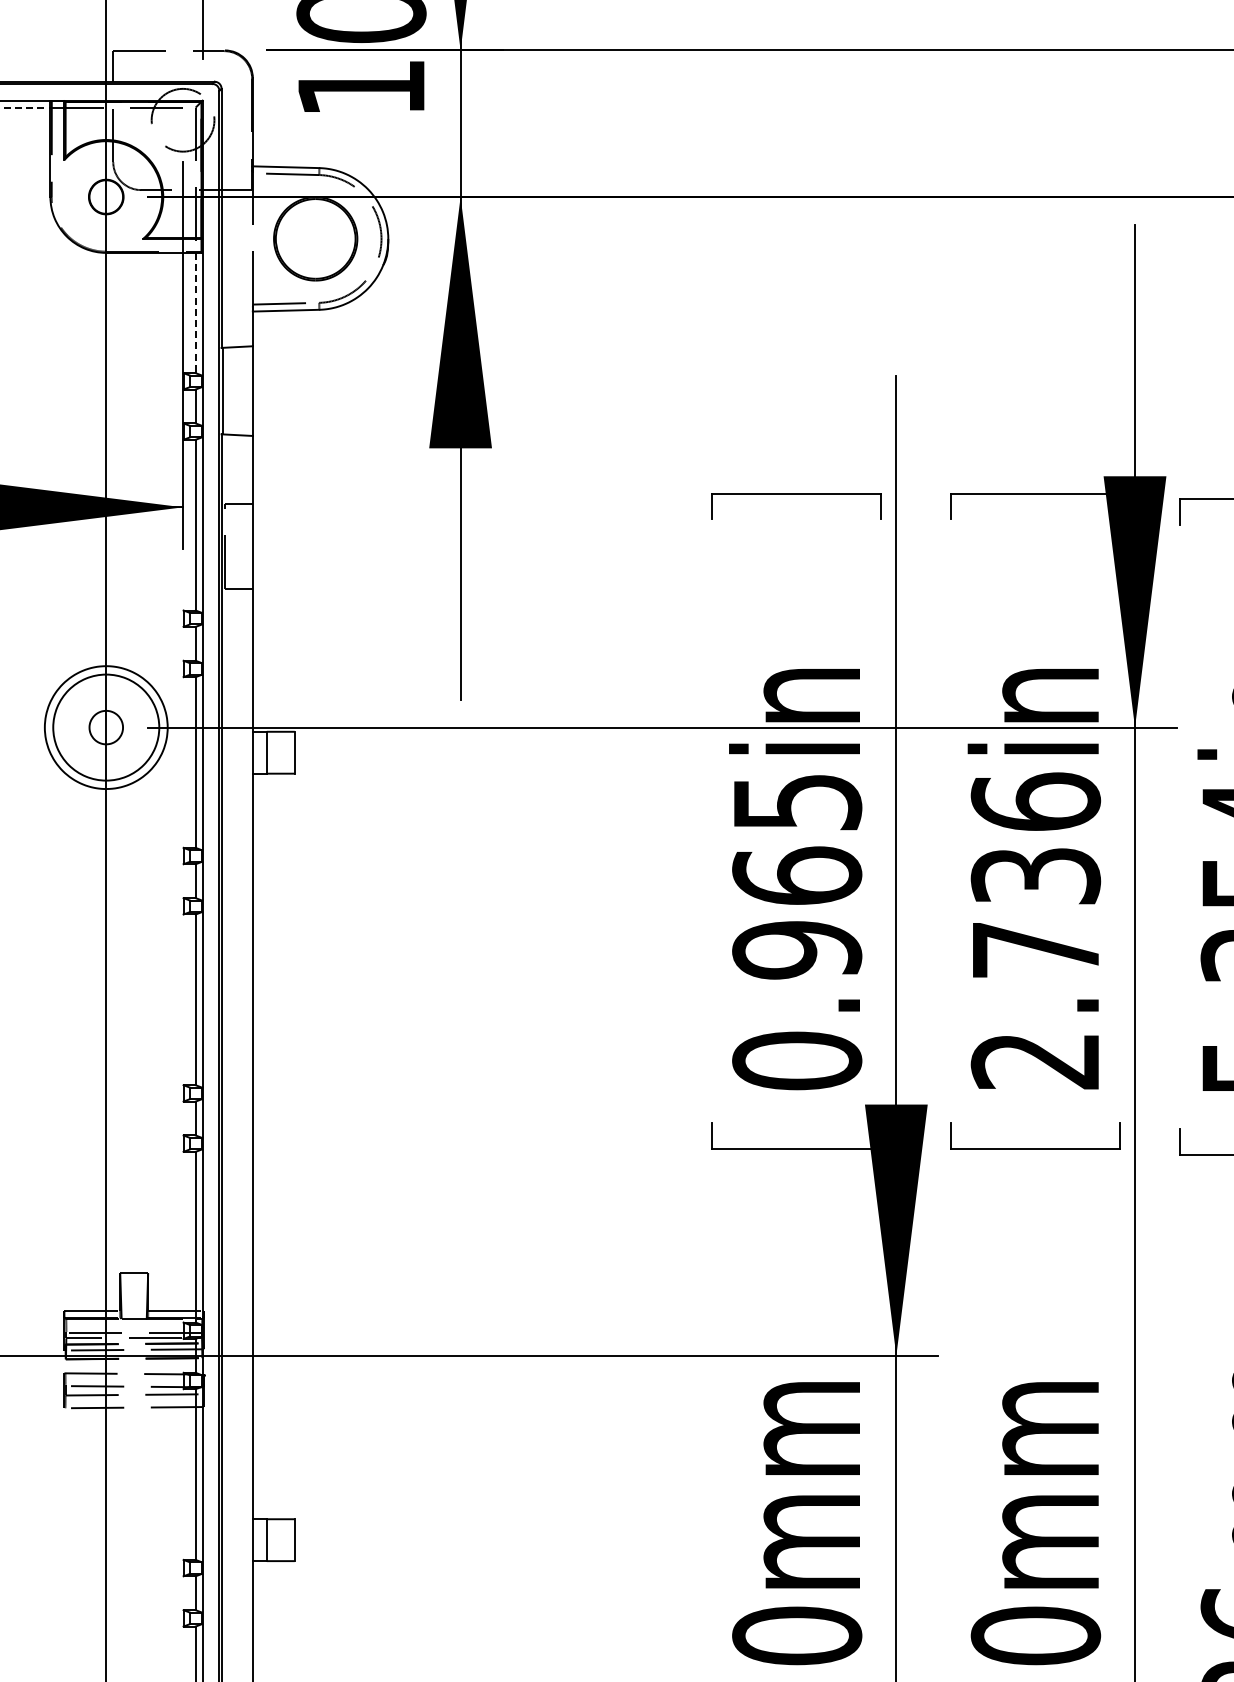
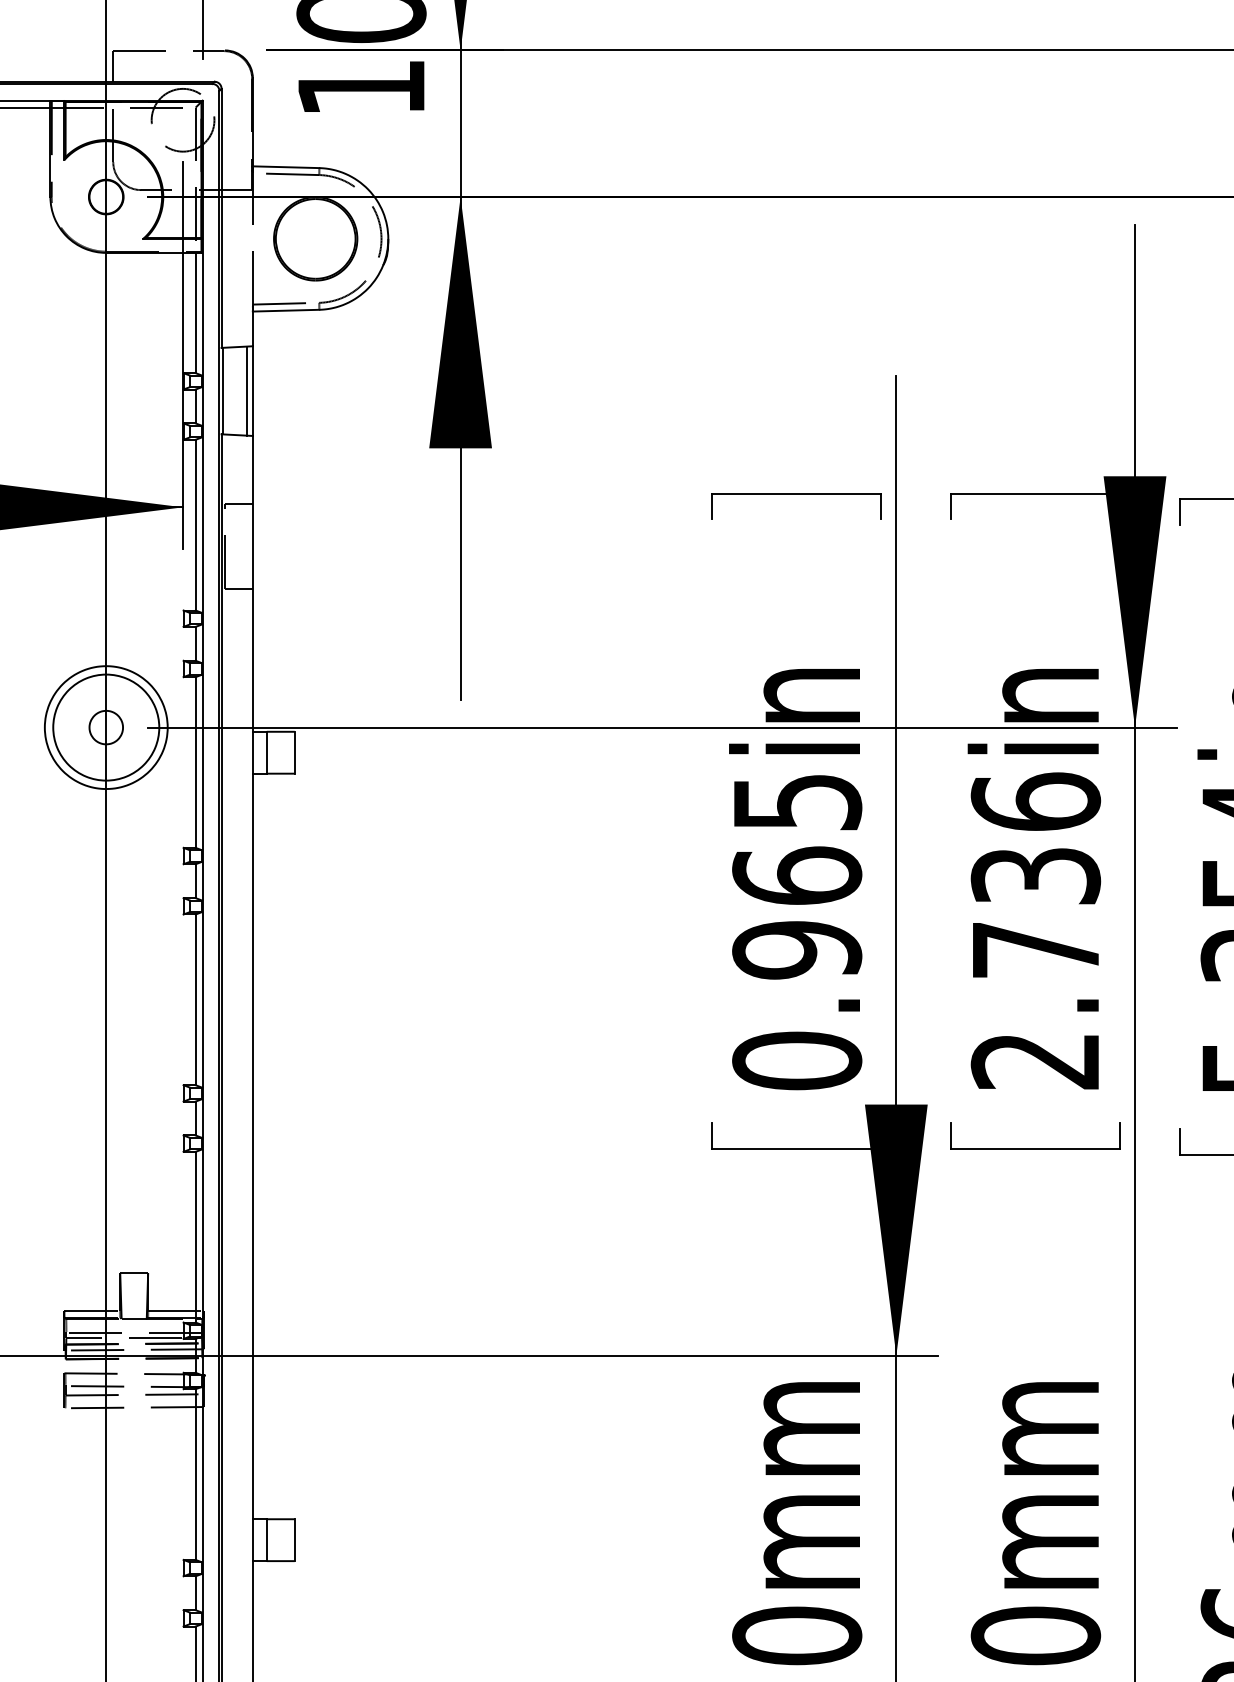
line: dashed -> solid (25, 107)
line: dashed -> solid (195, 313)
line: none -> present (247, 390)
